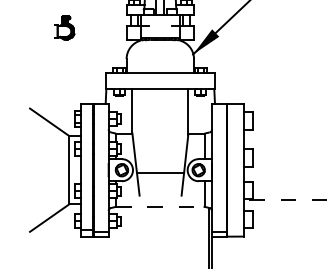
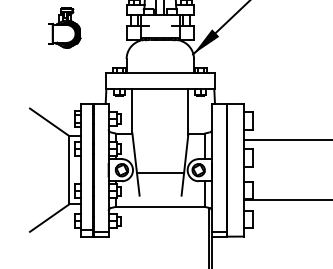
part size: 22x26 px -> 34x42 px (64, 27)
line: none -> present (286, 140)
line: dashed -> solid (288, 200)
line: dashed -> solid (160, 206)
